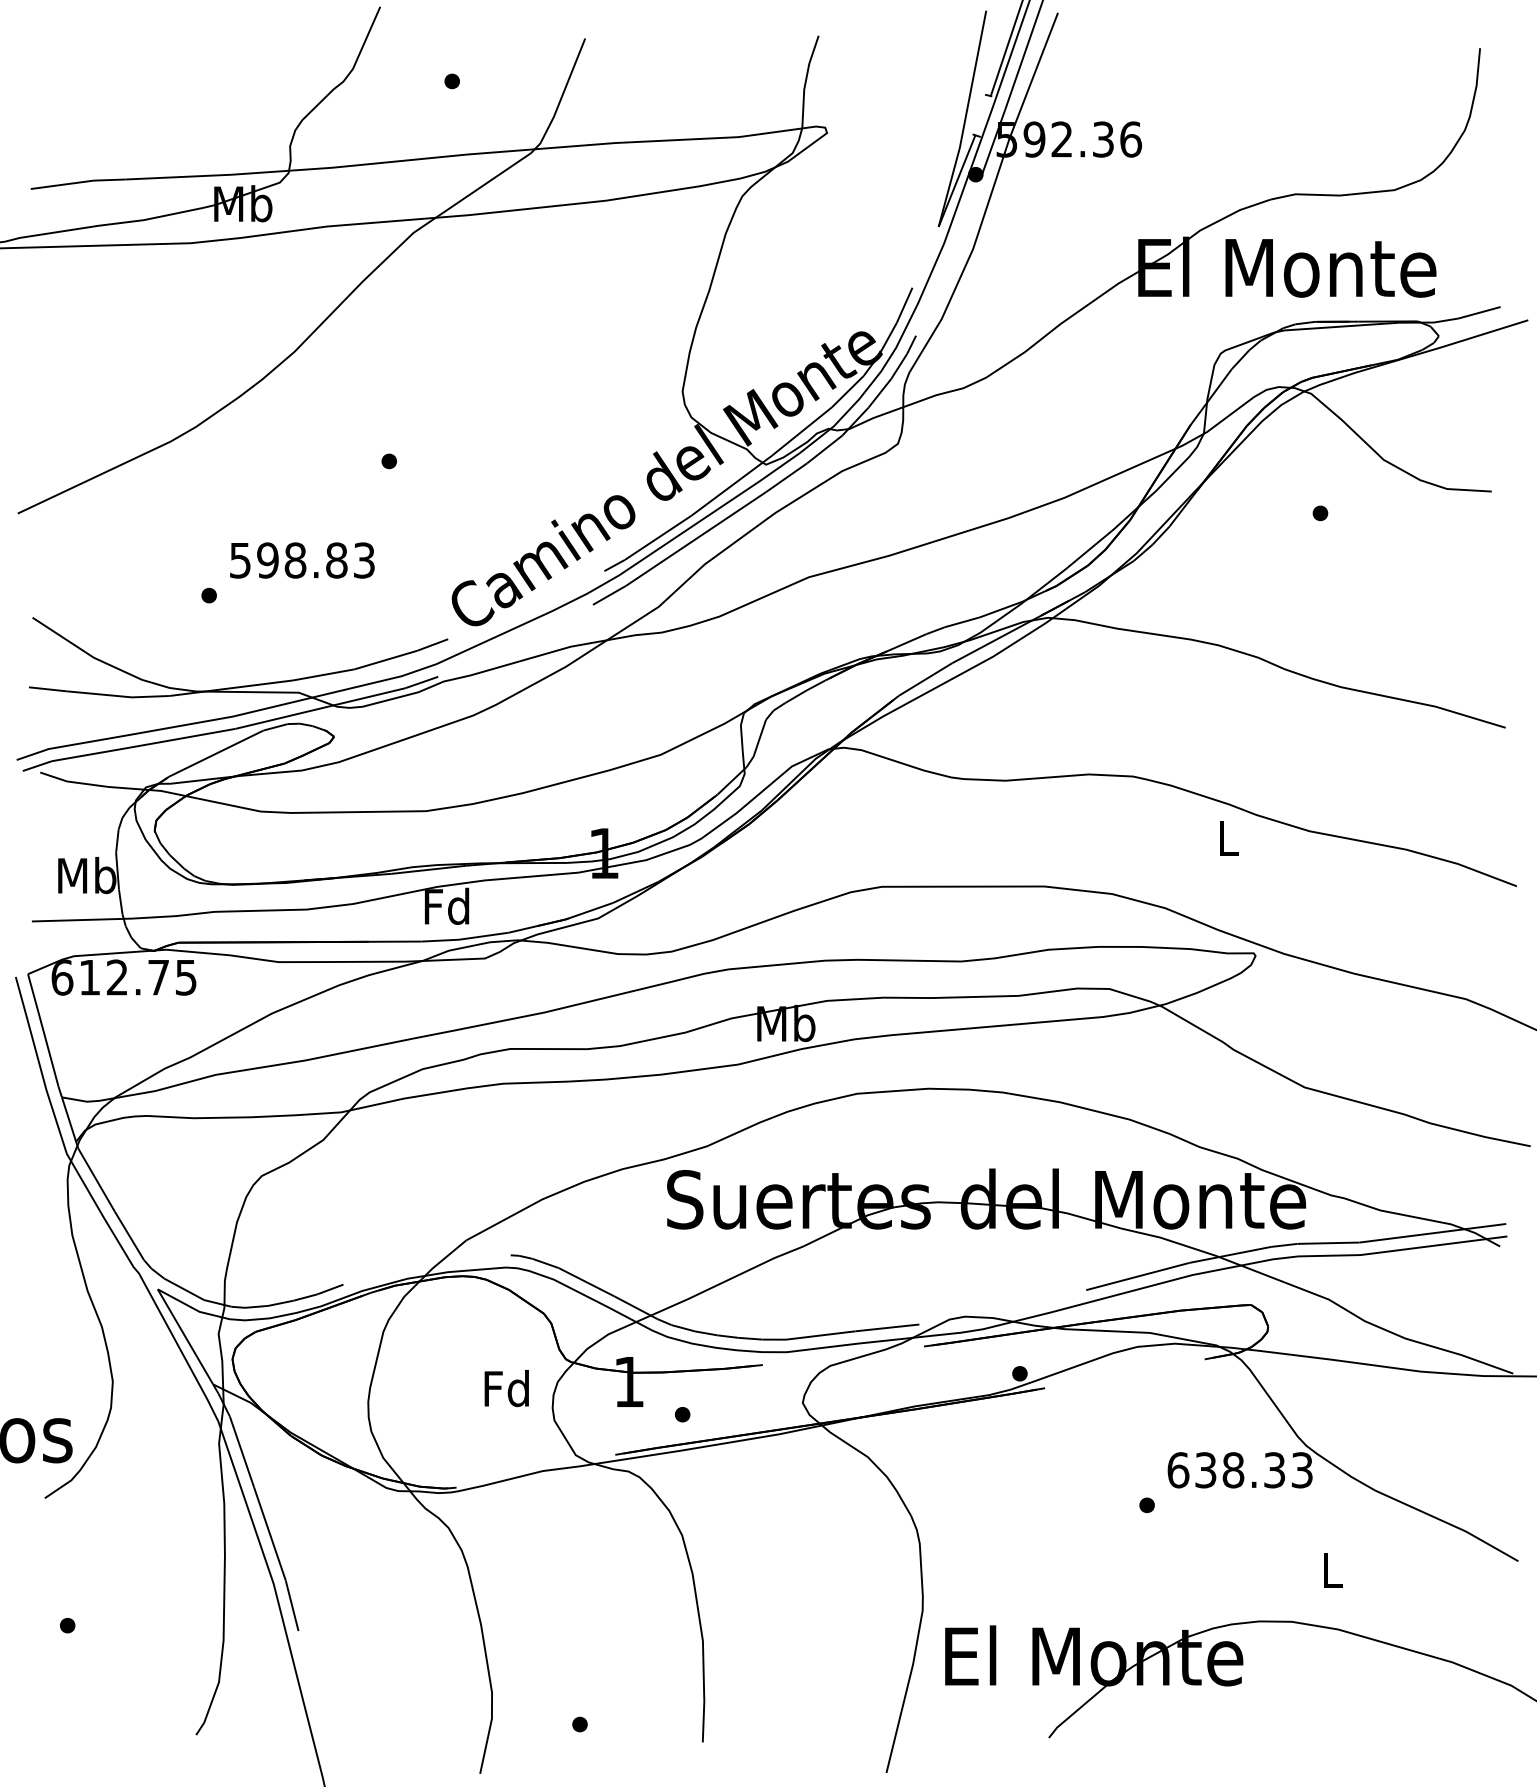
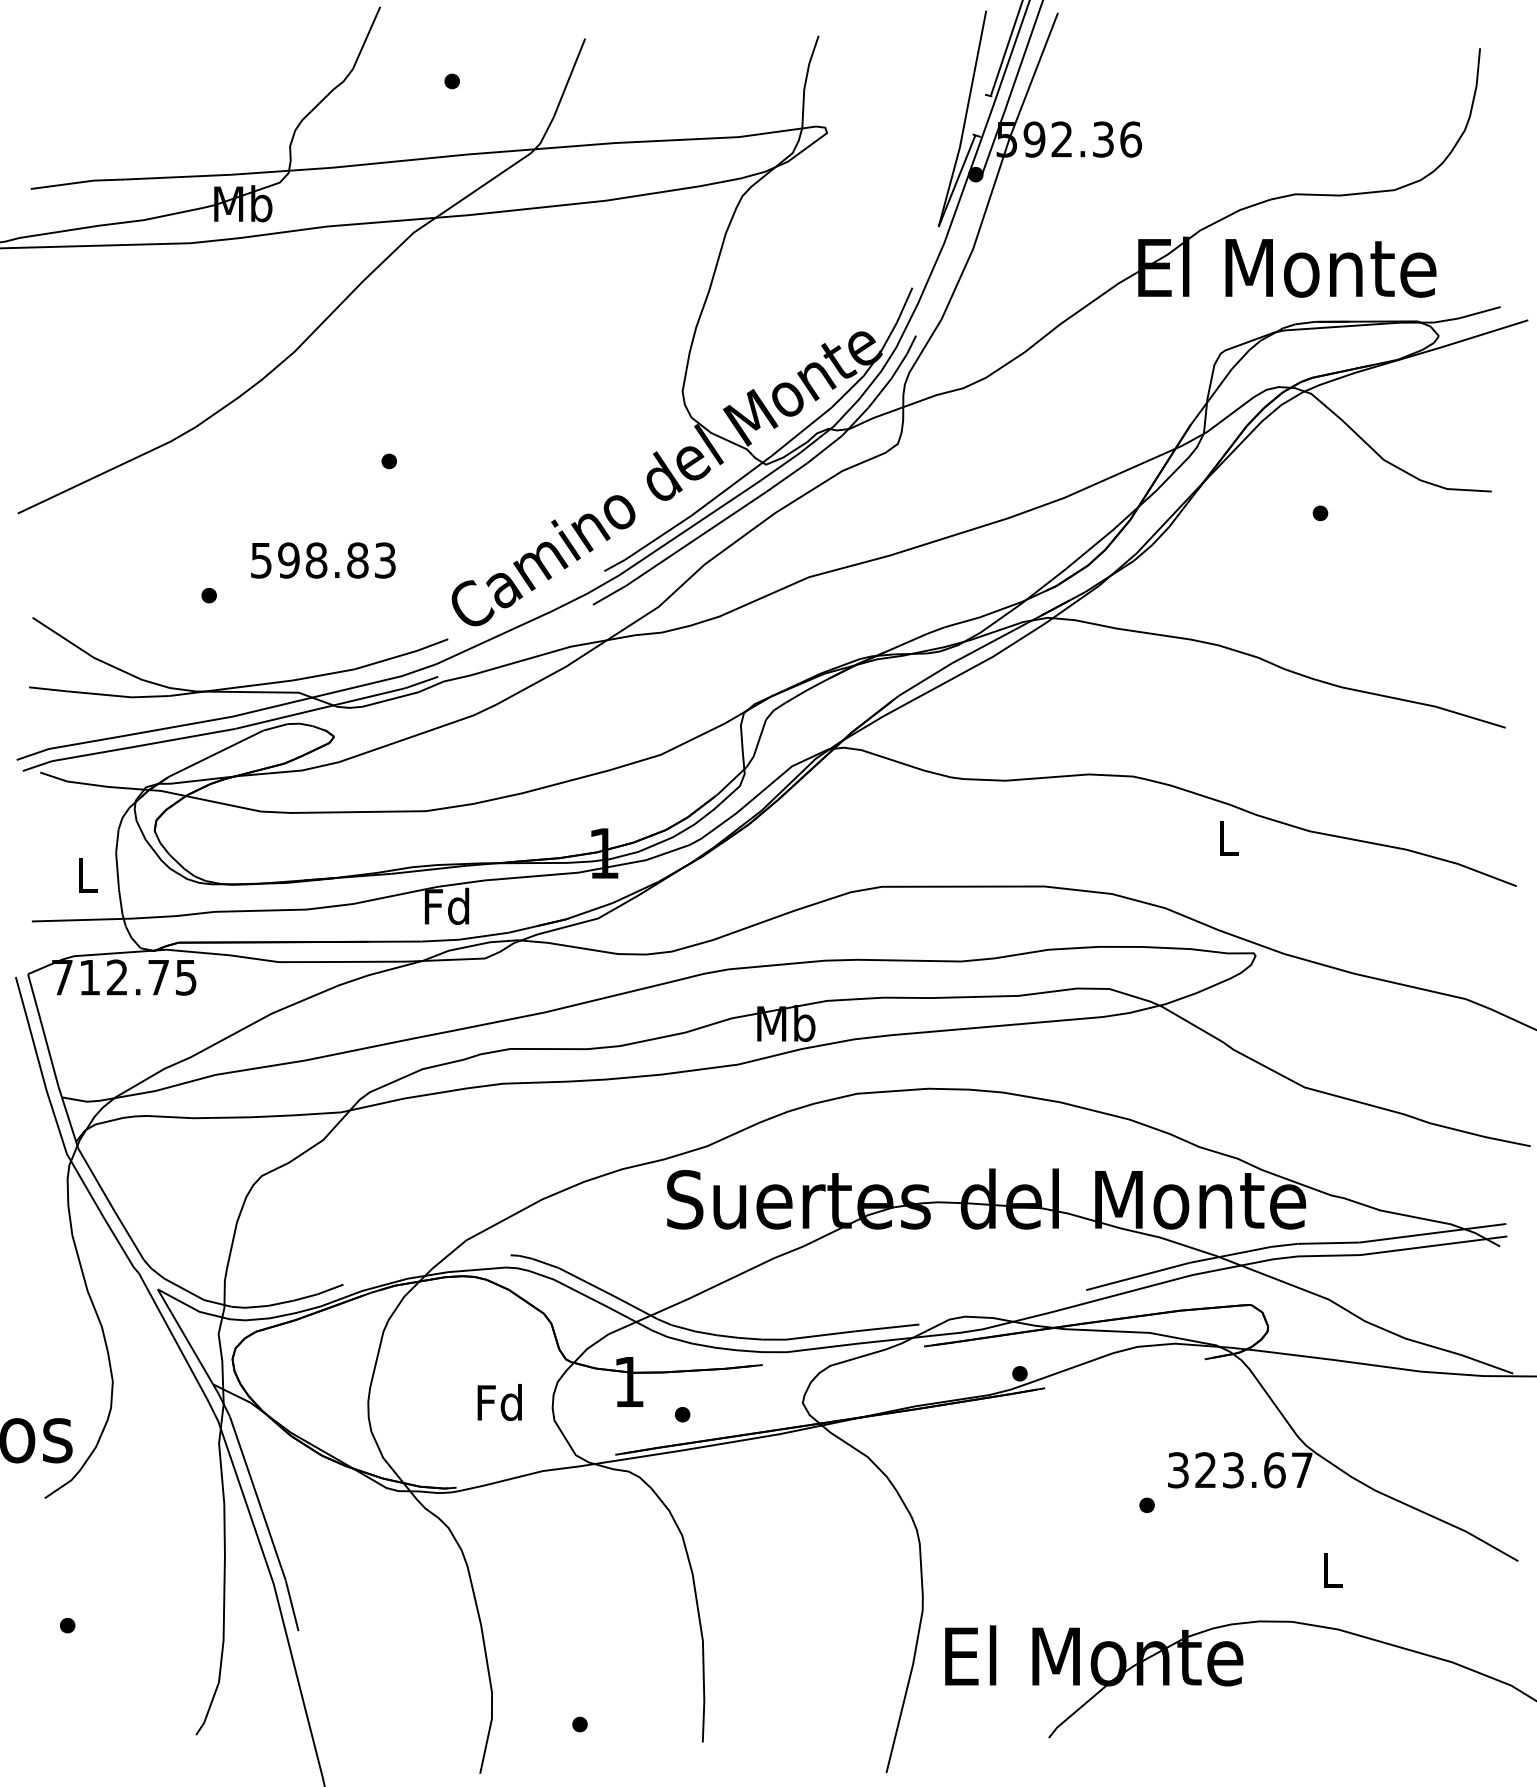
text position: (302, 560) -> (323, 560) (323, 560)
text: Mb -> L (87, 875)
text: 612.75 -> 712.75 (62, 977)
text position: (506, 1388) -> (499, 1402) (499, 1402)
text: 638.33 -> 323.67 (1239, 1470)
